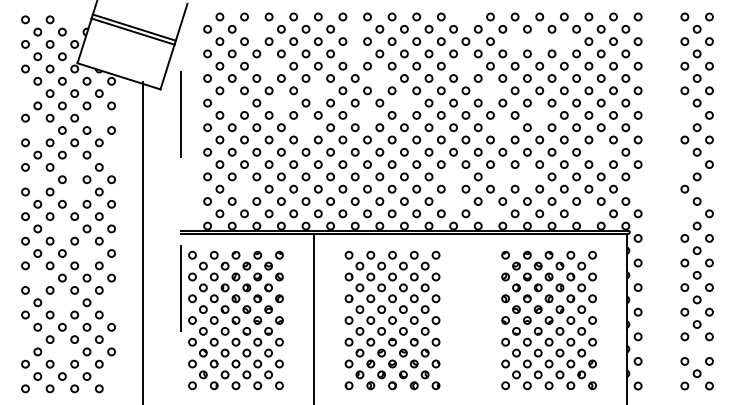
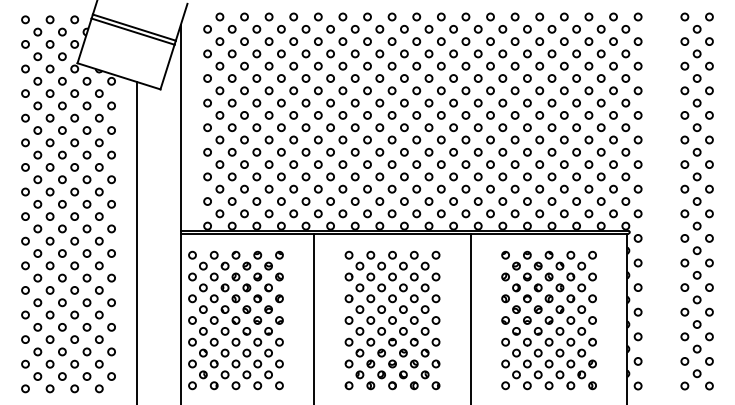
circle: none -> present (465, 16)
circle: none -> present (74, 19)
circle: none -> present (256, 29)
circle: none -> present (354, 29)
circle: none -> present (514, 41)
circle: none -> present (539, 41)
circle: none -> present (564, 41)
circle: none -> present (354, 53)
circle: none -> present (268, 65)
circle: none -> present (465, 65)
circle: none -> present (379, 78)
circle: none -> present (318, 90)
circle: none -> present (490, 90)
circle: none -> present (25, 93)
circle: none -> present (231, 102)
circle: none -> present (281, 102)
circle: none -> present (404, 102)
circle: none -> present (367, 115)
circle: none -> present (539, 115)
circle: none -> present (684, 115)
circle: none -> present (99, 117)
circle: none -> present (305, 127)
circle: none -> present (502, 127)
circle: none -> present (37, 130)
circle: none -> present (600, 152)
circle: none -> present (111, 154)
circle: none -> present (684, 164)
circle: none -> present (74, 167)
circle: none -> present (453, 176)
circle: none -> present (502, 176)
circle: none -> present (527, 176)
circle: none -> present (37, 179)
circle: none -> present (244, 188)
circle: none -> present (637, 188)
circle: none -> present (709, 188)
circle: none -> present (74, 191)
circle: none -> present (453, 201)
circle: none -> present (490, 213)
circle: none -> present (588, 213)
circle: none -> present (684, 213)
line: dashed -> solid (180, 214)
circle: none -> present (62, 228)
line position: (142, 241) -> (136, 241) (136, 241)
circle: none -> present (86, 253)
circle: none -> present (37, 277)
circle: none -> present (62, 302)
circle: none -> present (111, 302)
line: none -> present (470, 317)
circle: none -> present (25, 339)
circle: none -> present (696, 348)
circle: none -> present (62, 351)
circle: none -> present (111, 376)
